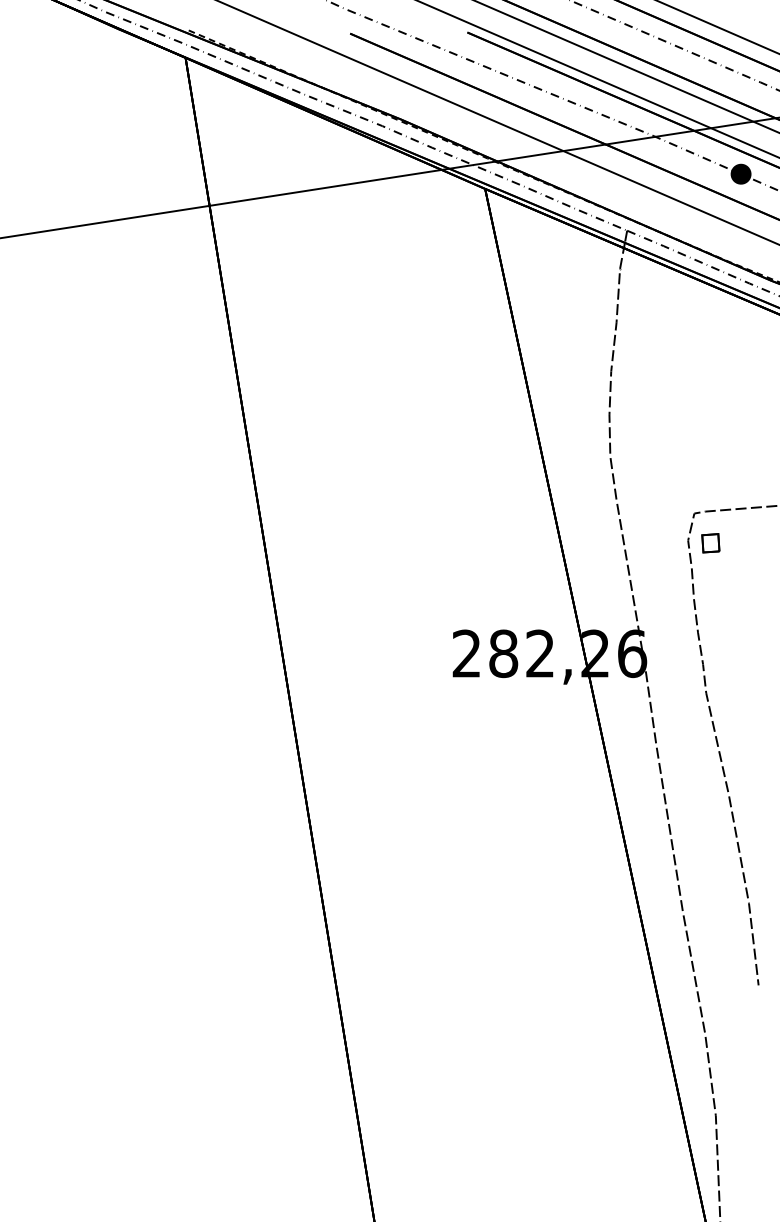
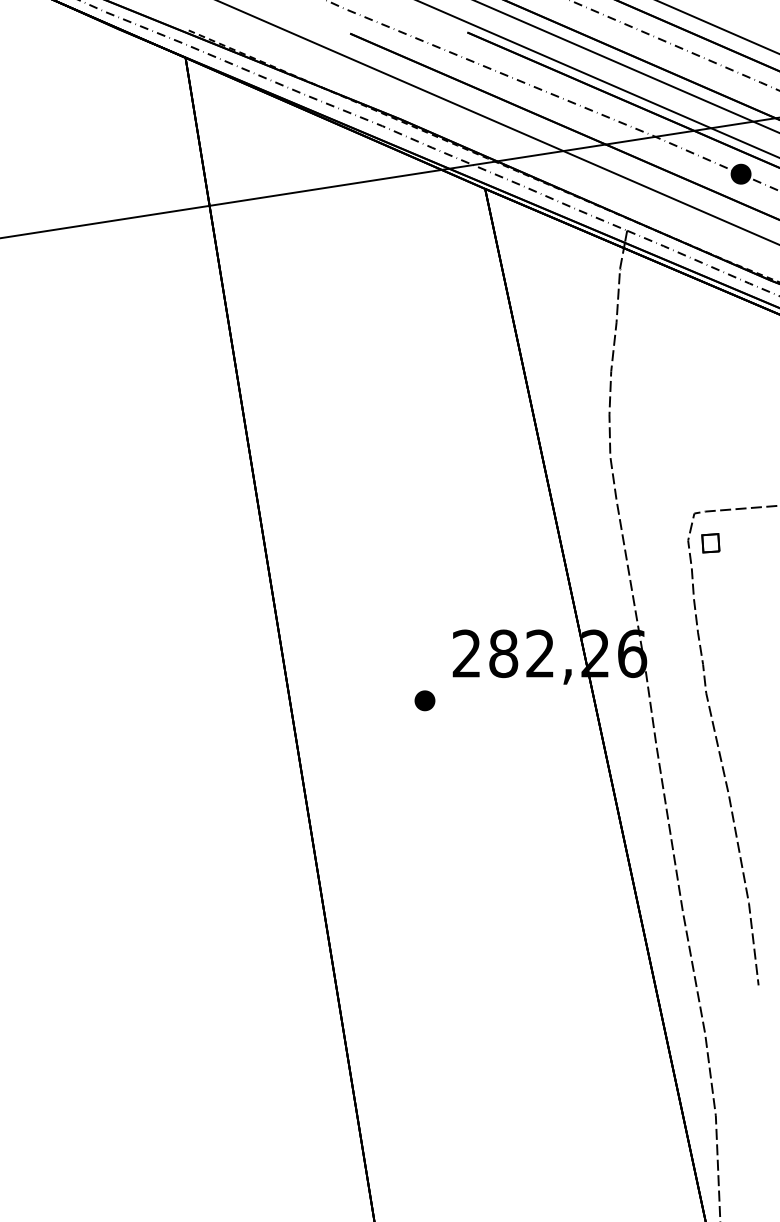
part: none -> present (424, 700)
